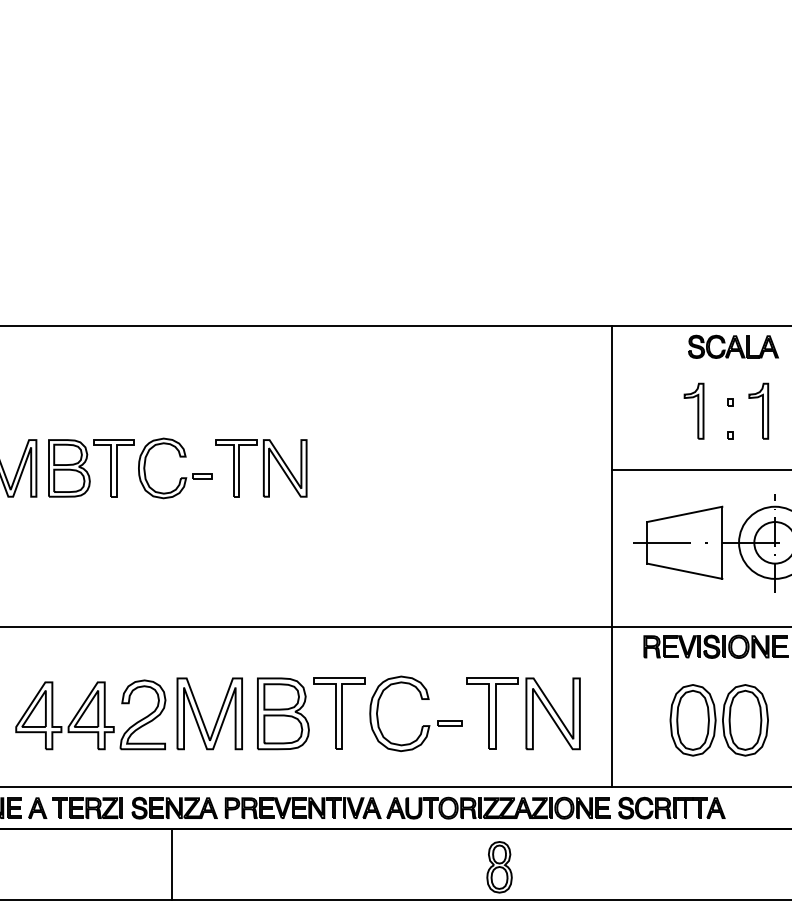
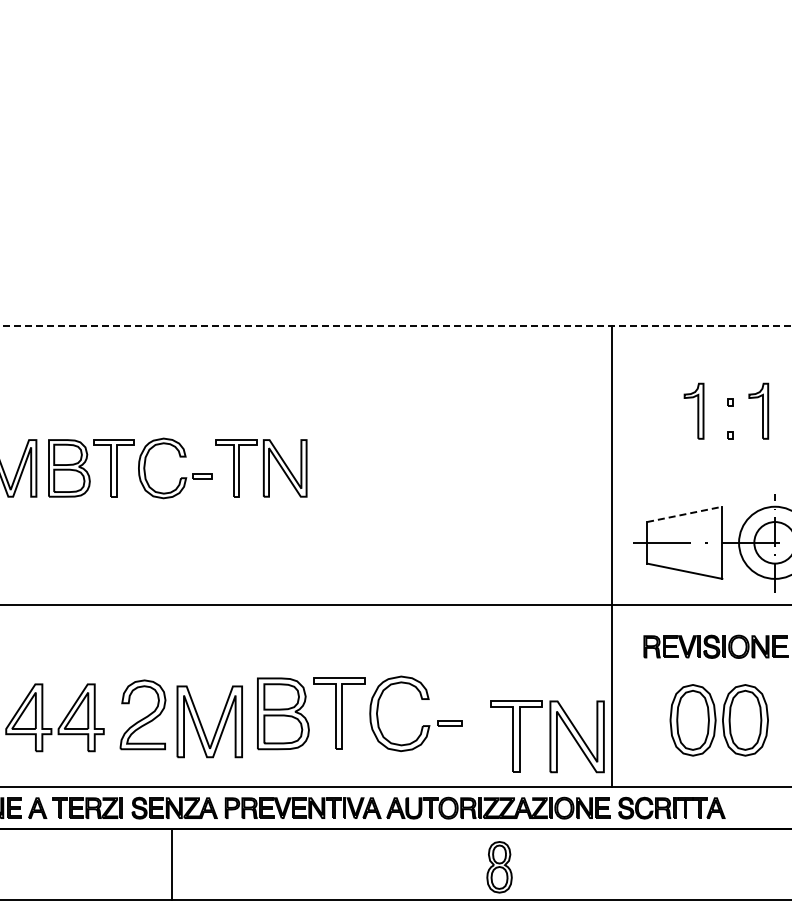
line: solid -> dashed (396, 326)
part: present -> none (733, 346)
line: present -> none (700, 469)
line: solid -> dashed (685, 514)
line position: (395, 626) -> (395, 604) (395, 604)
part position: (523, 713) -> (547, 736) (547, 736)
part position: (201, 714) -> (201, 722) (201, 722)
part position: (71, 720) -> (61, 722) (61, 722)
